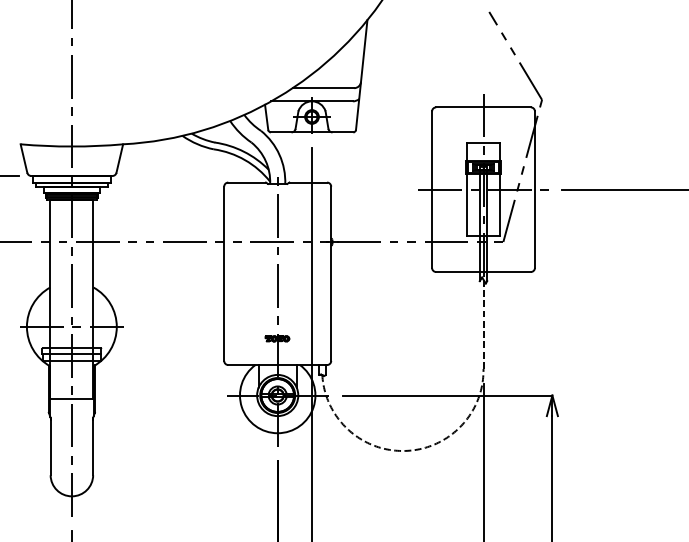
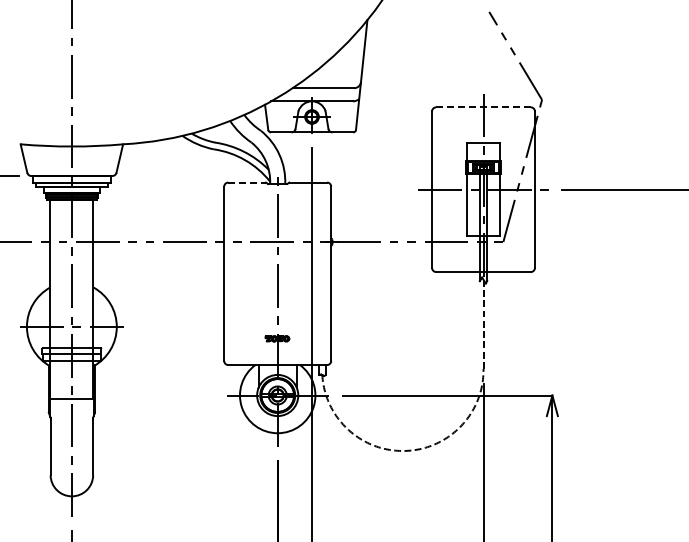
line: solid -> dashed (483, 107)
line: solid -> dashed (247, 182)
